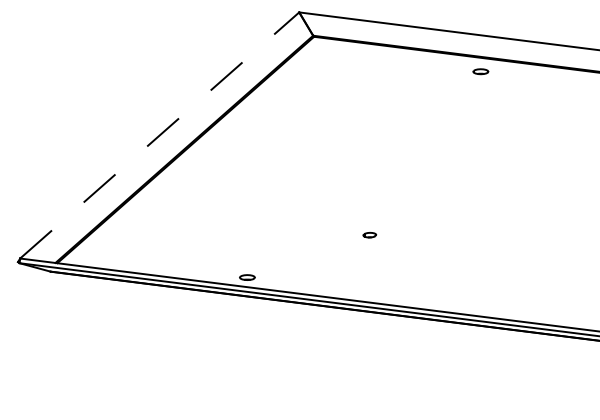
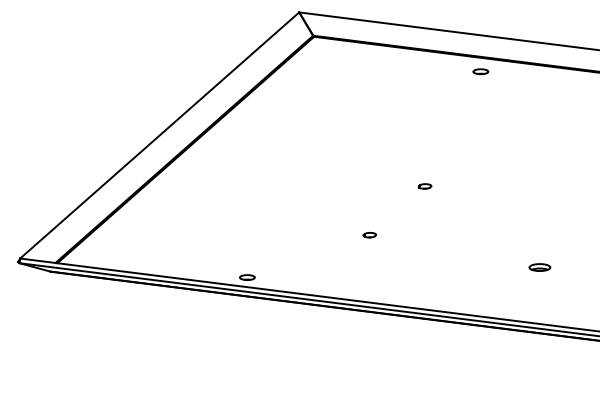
line: dashed -> solid (159, 135)
part: none -> present (424, 186)
part: none -> present (539, 267)
